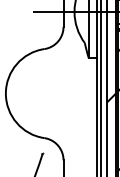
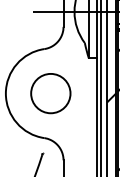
circle: none -> present (50, 93)
